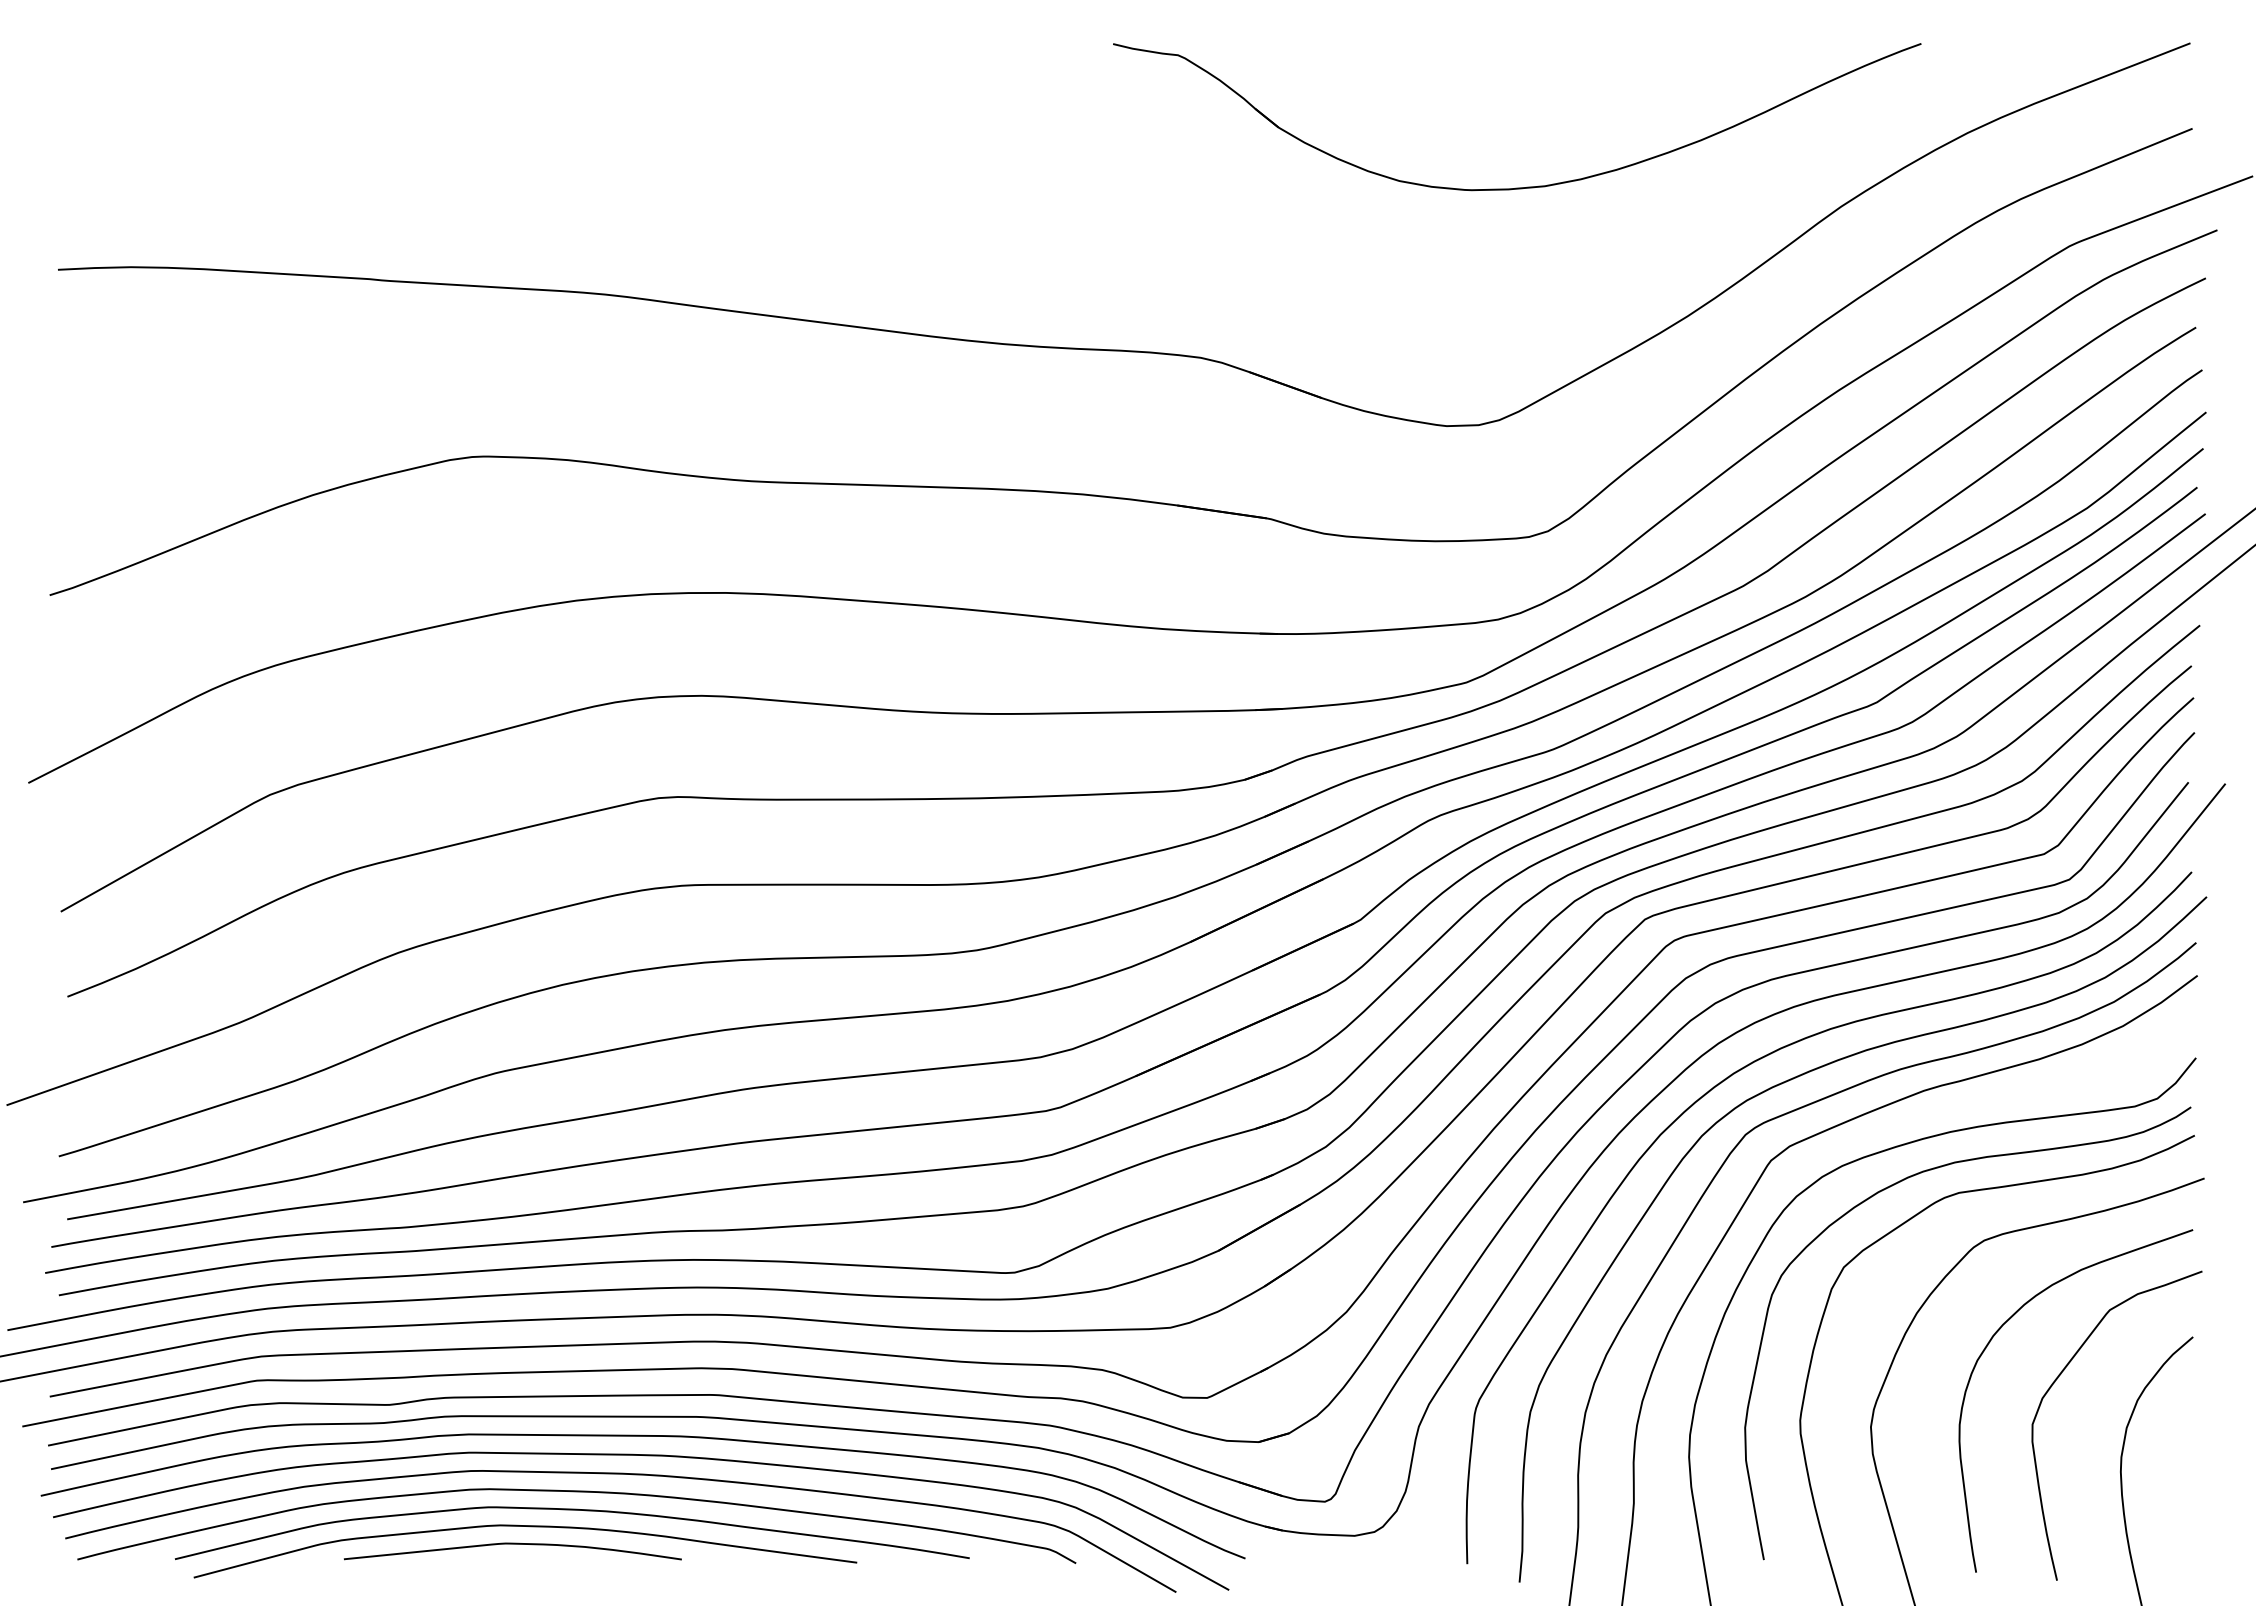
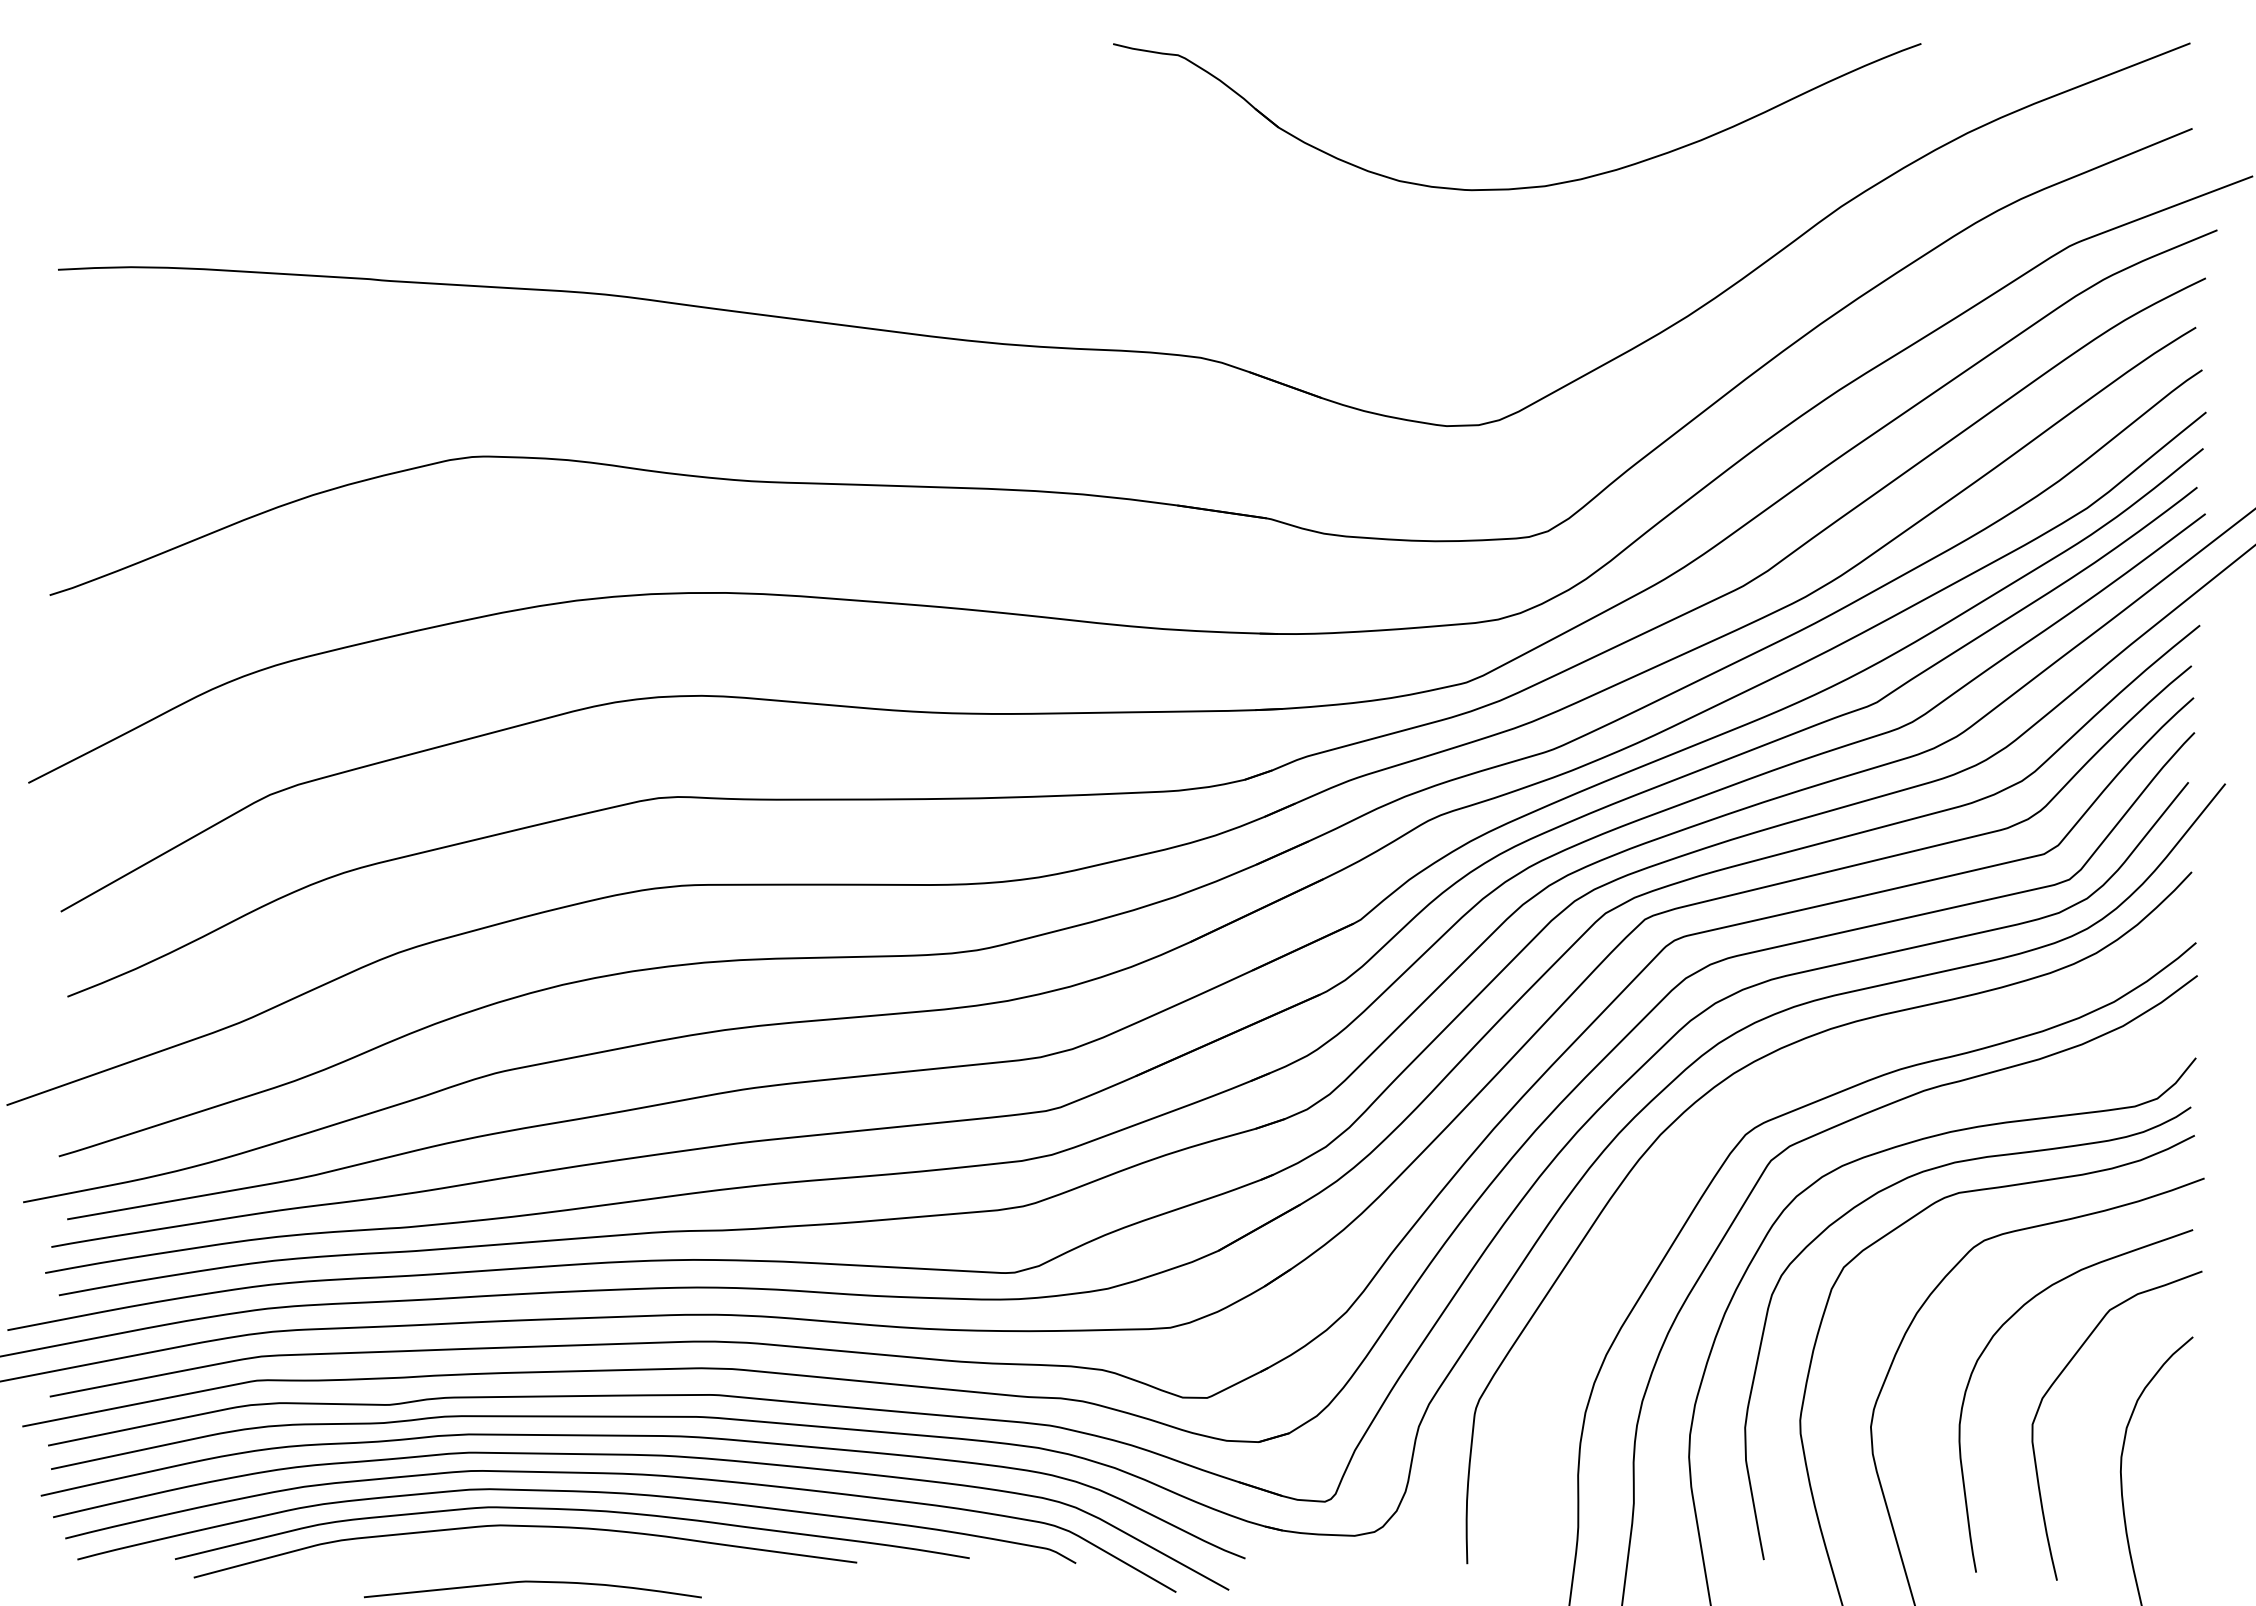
curve: present -> none (1791, 1080)
curve position: (512, 1544) -> (532, 1582) (532, 1582)
